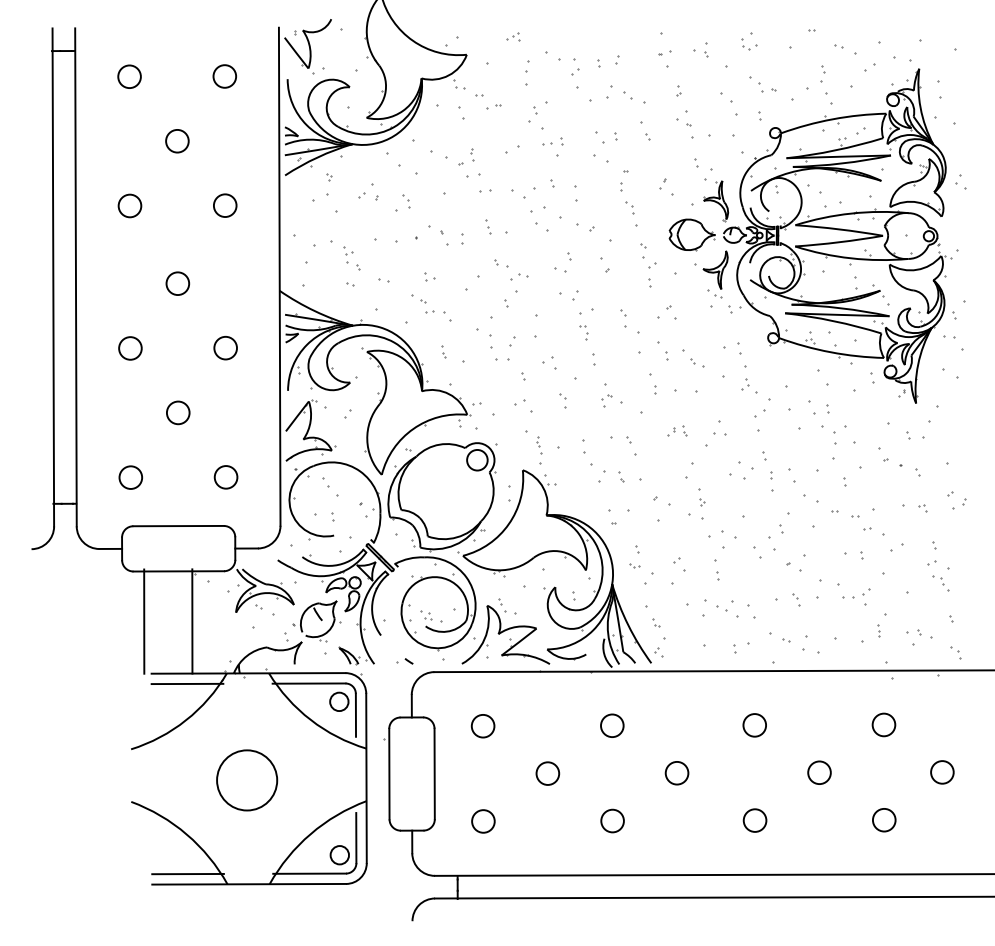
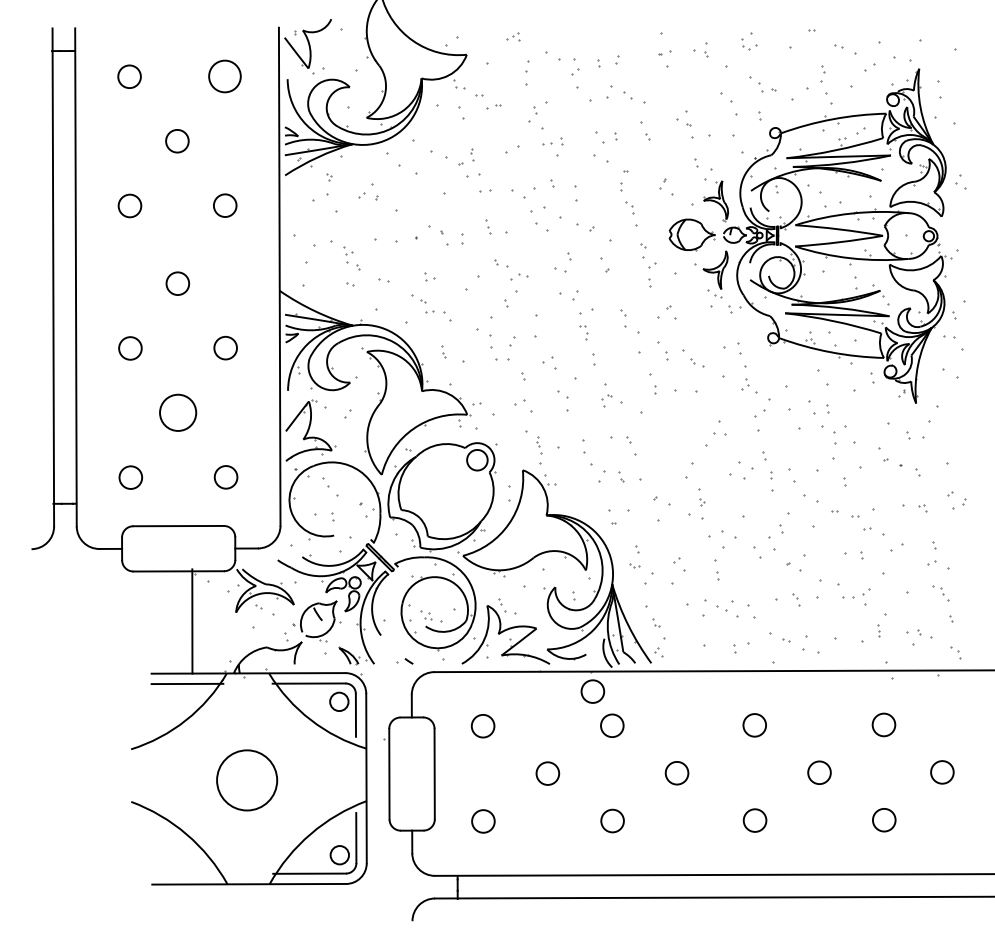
circle size: 25x25 px -> 34x35 px (224, 76)
part: present -> none (678, 90)
part: present -> none (406, 201)
part size: 8x16 px -> 12x22 px (562, 400)
circle size: 25x26 px -> 39x39 px (178, 412)
part: present -> none (677, 430)
part position: (940, 583) -> (940, 593) (940, 593)
line: present -> none (144, 621)
circle: none -> present (592, 691)
line: present -> none (187, 873)
